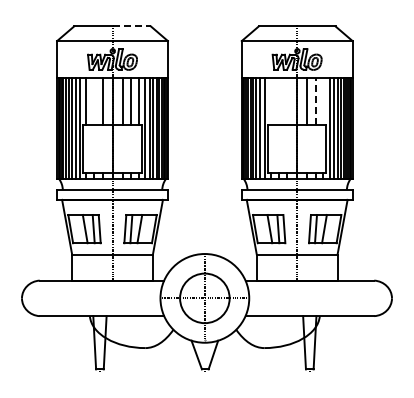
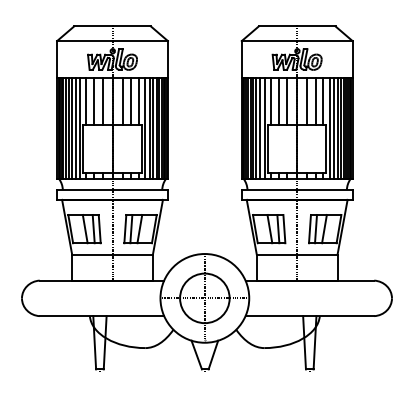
line: dashed -> solid (132, 26)
line: none -> present (93, 101)
line: none -> present (270, 101)
line: none -> present (278, 101)
line: none -> present (287, 101)
line: dashed -> solid (315, 101)
line: none -> present (323, 101)
